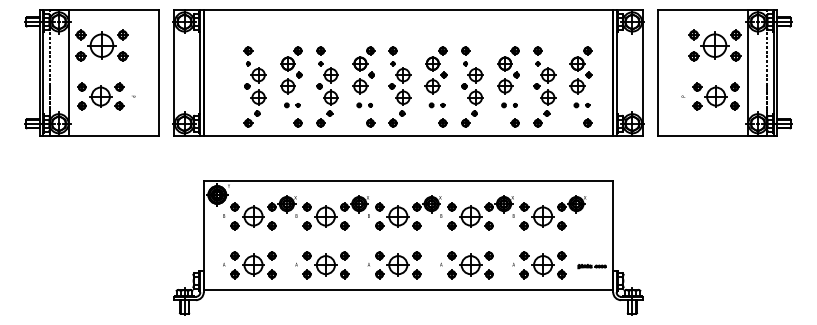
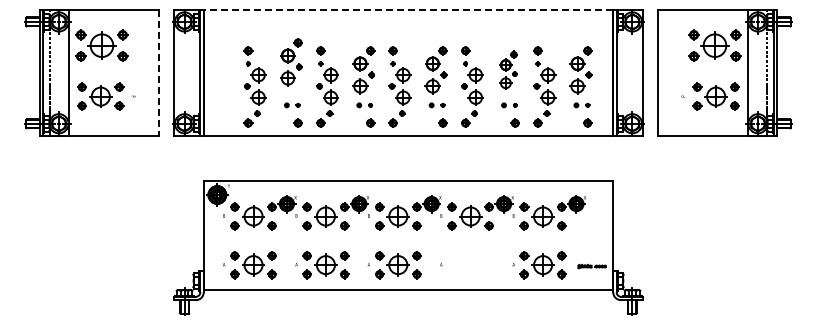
line: solid -> dashed (408, 9)
part position: (291, 70) -> (291, 62) (291, 62)
part size: 23x49 px -> 19x40 px (508, 69)
line: solid -> dashed (158, 73)
part: present -> none (470, 265)
